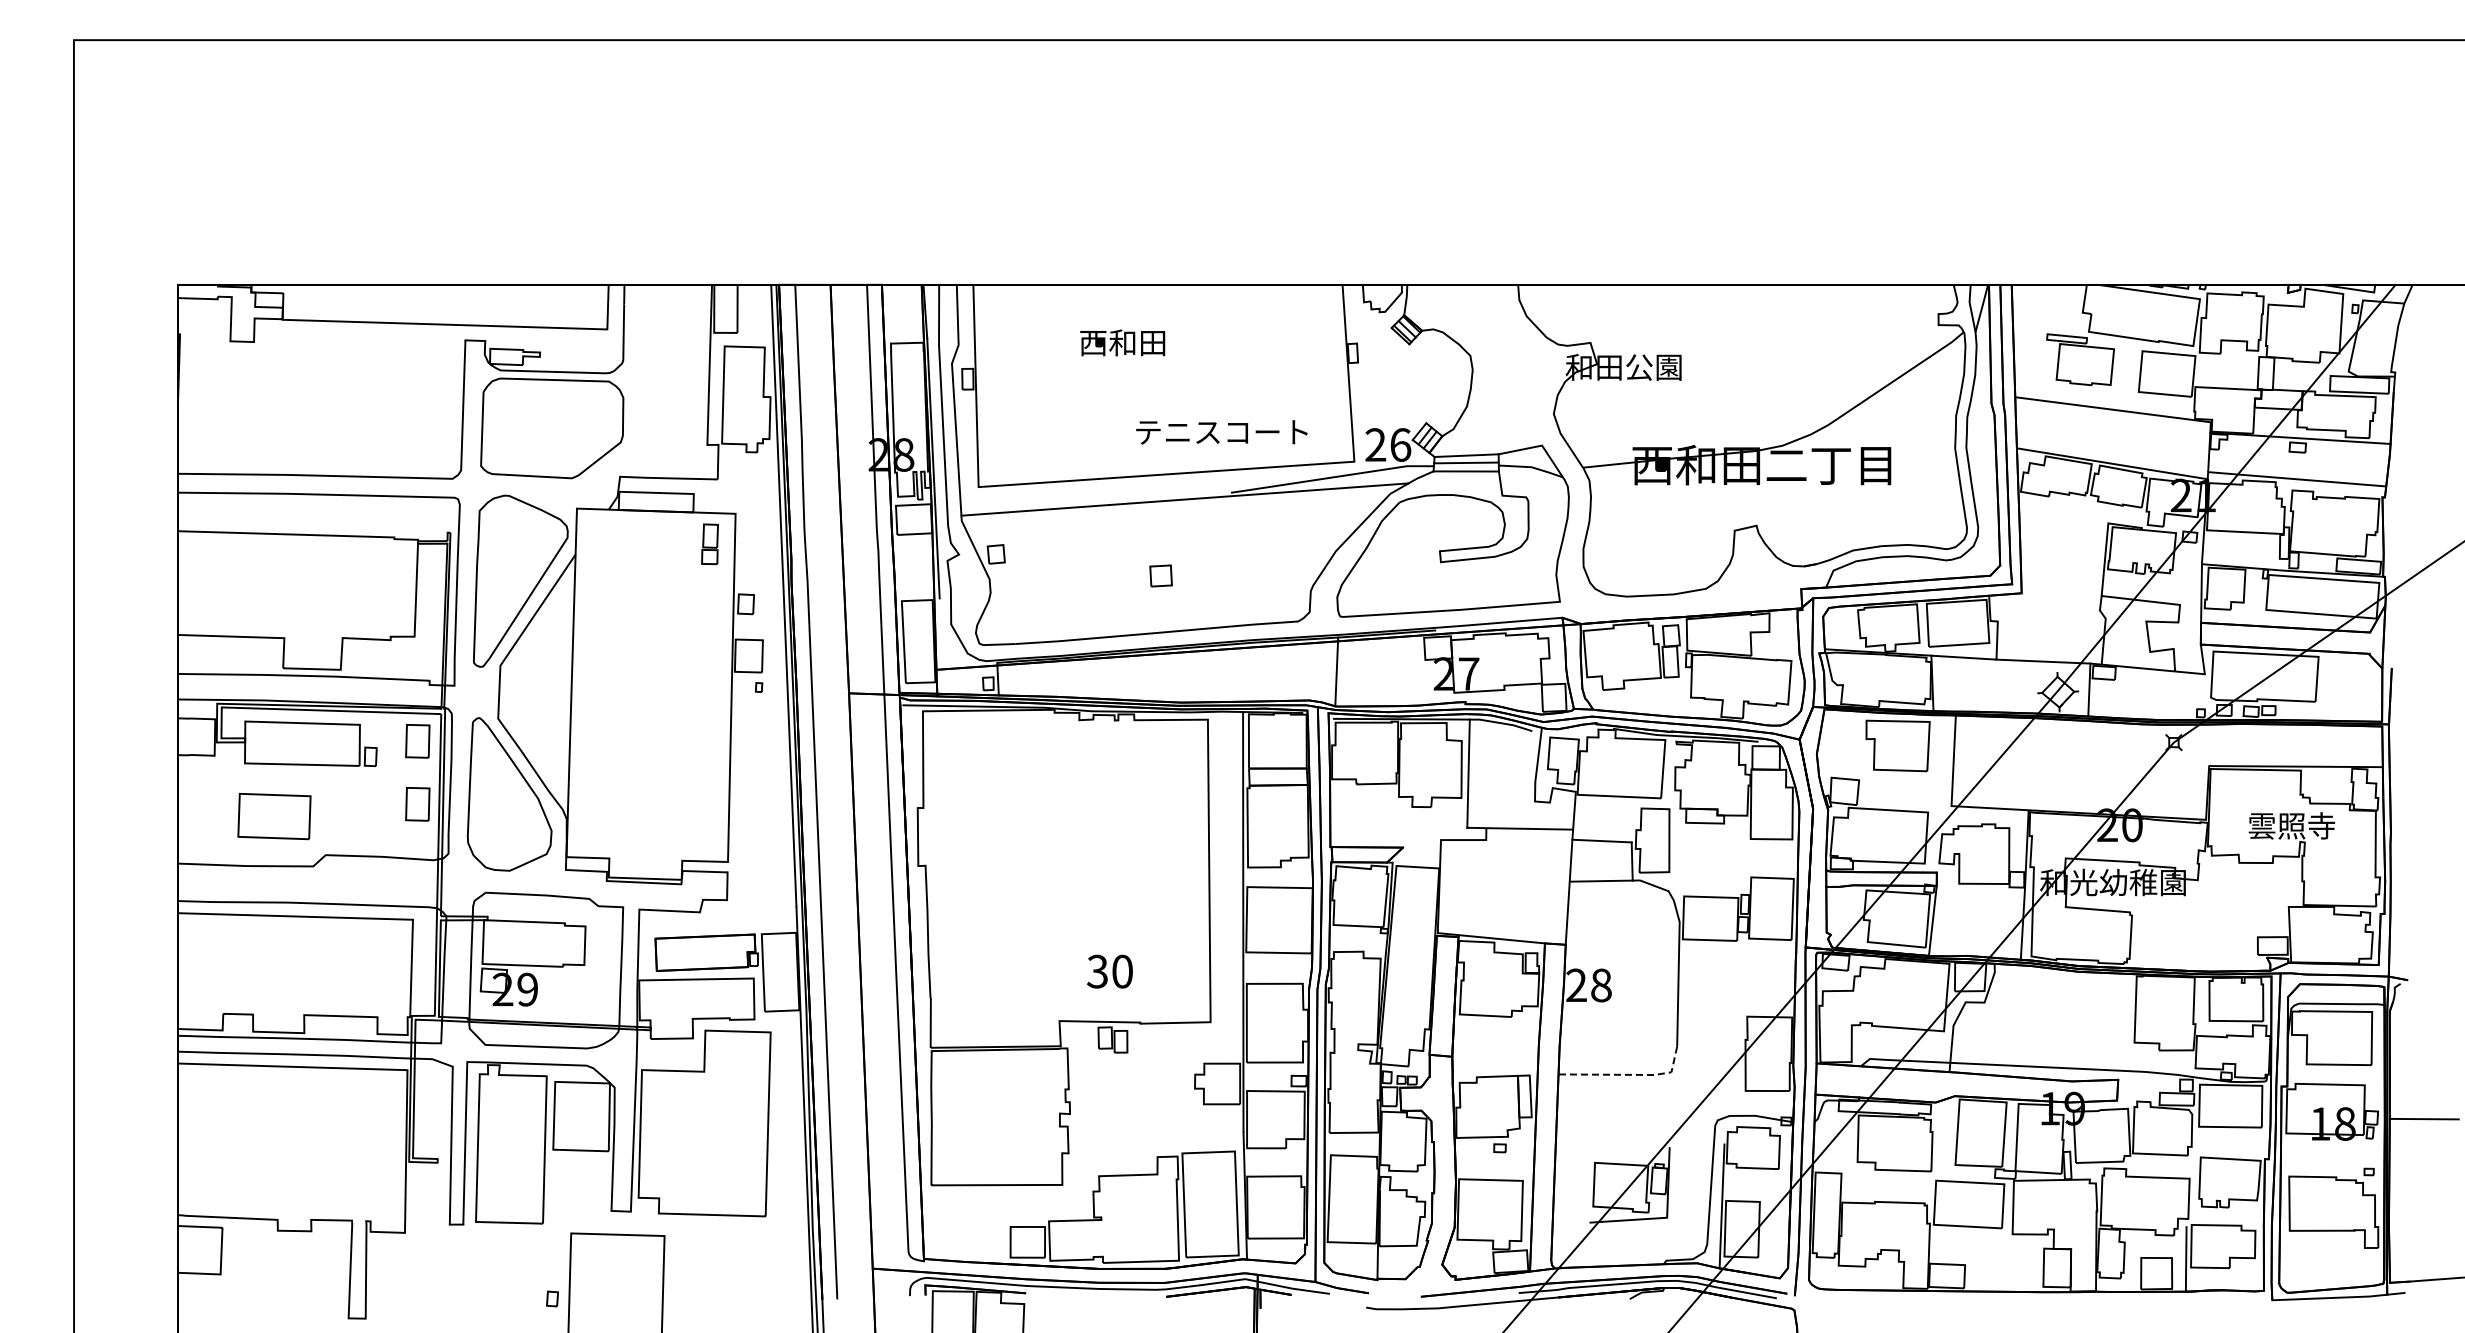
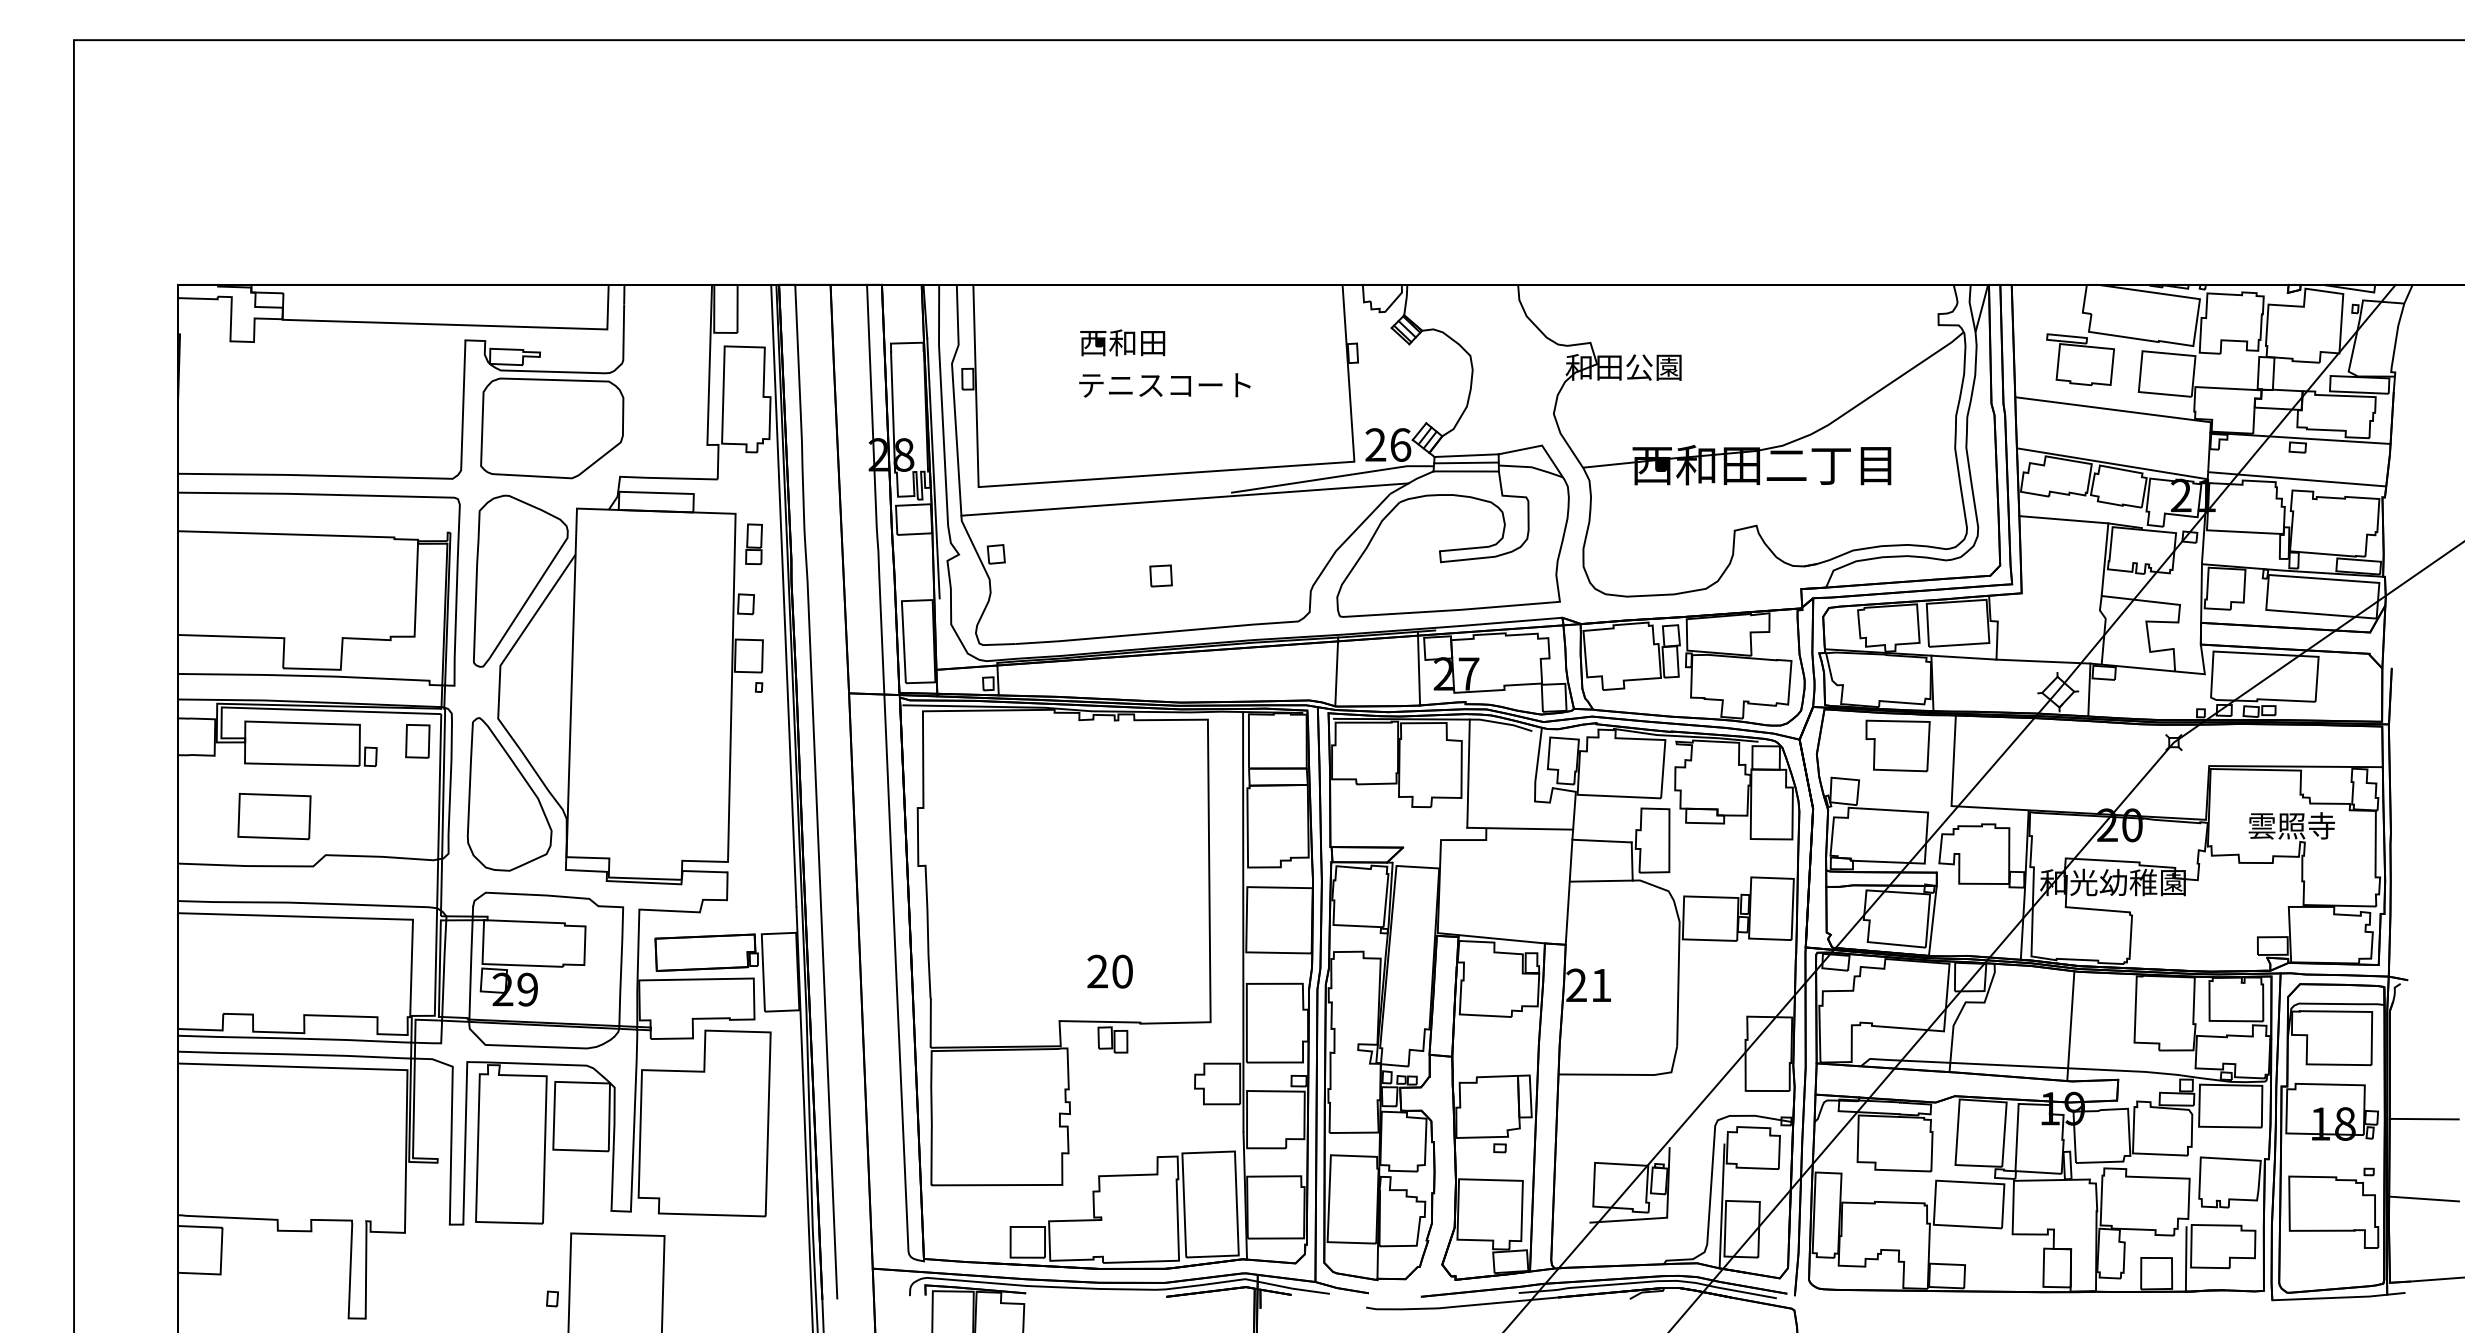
text position: (1221, 432) -> (1164, 385) (1164, 385)
line: none -> present (2063, 519)
part position: (709, 544) -> (753, 544) (753, 544)
line: none -> present (1418, 668)
part: present -> none (417, 804)
text: 30 -> 20 (1097, 971)
text: 28 -> 21 (1601, 985)
line: none -> present (2070, 1026)
line: dashed -> solid (1629, 1074)
line: none -> present (2424, 1198)
